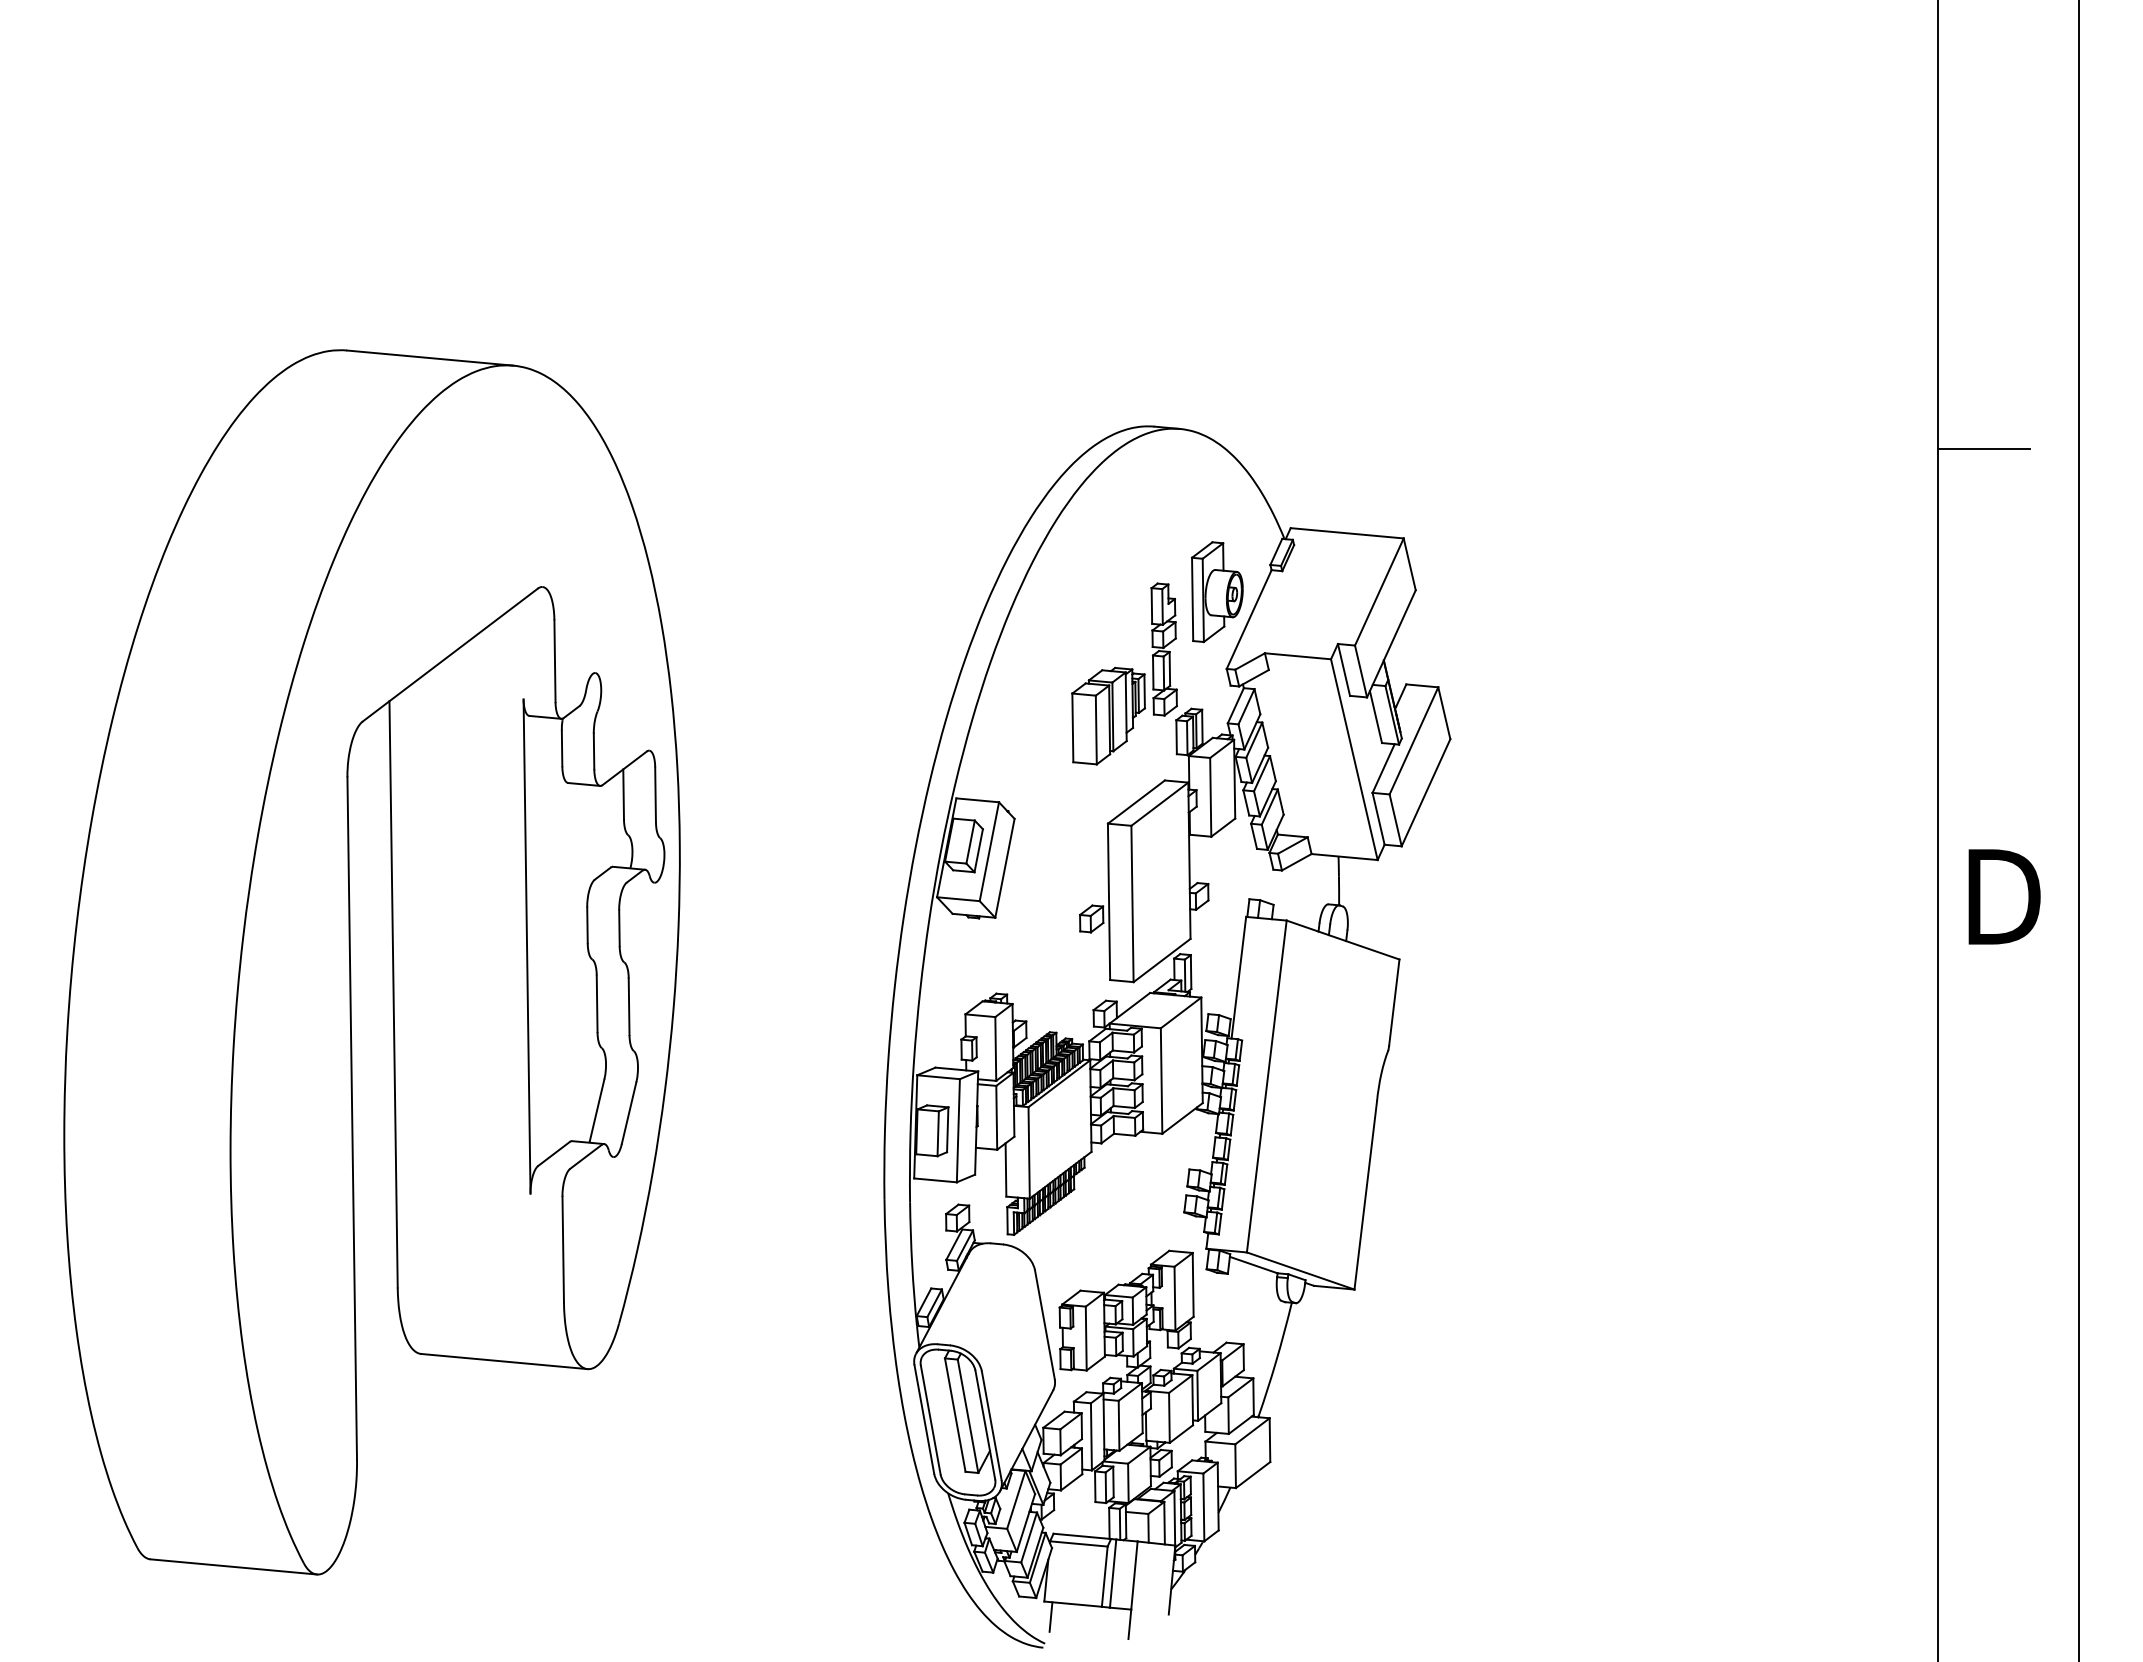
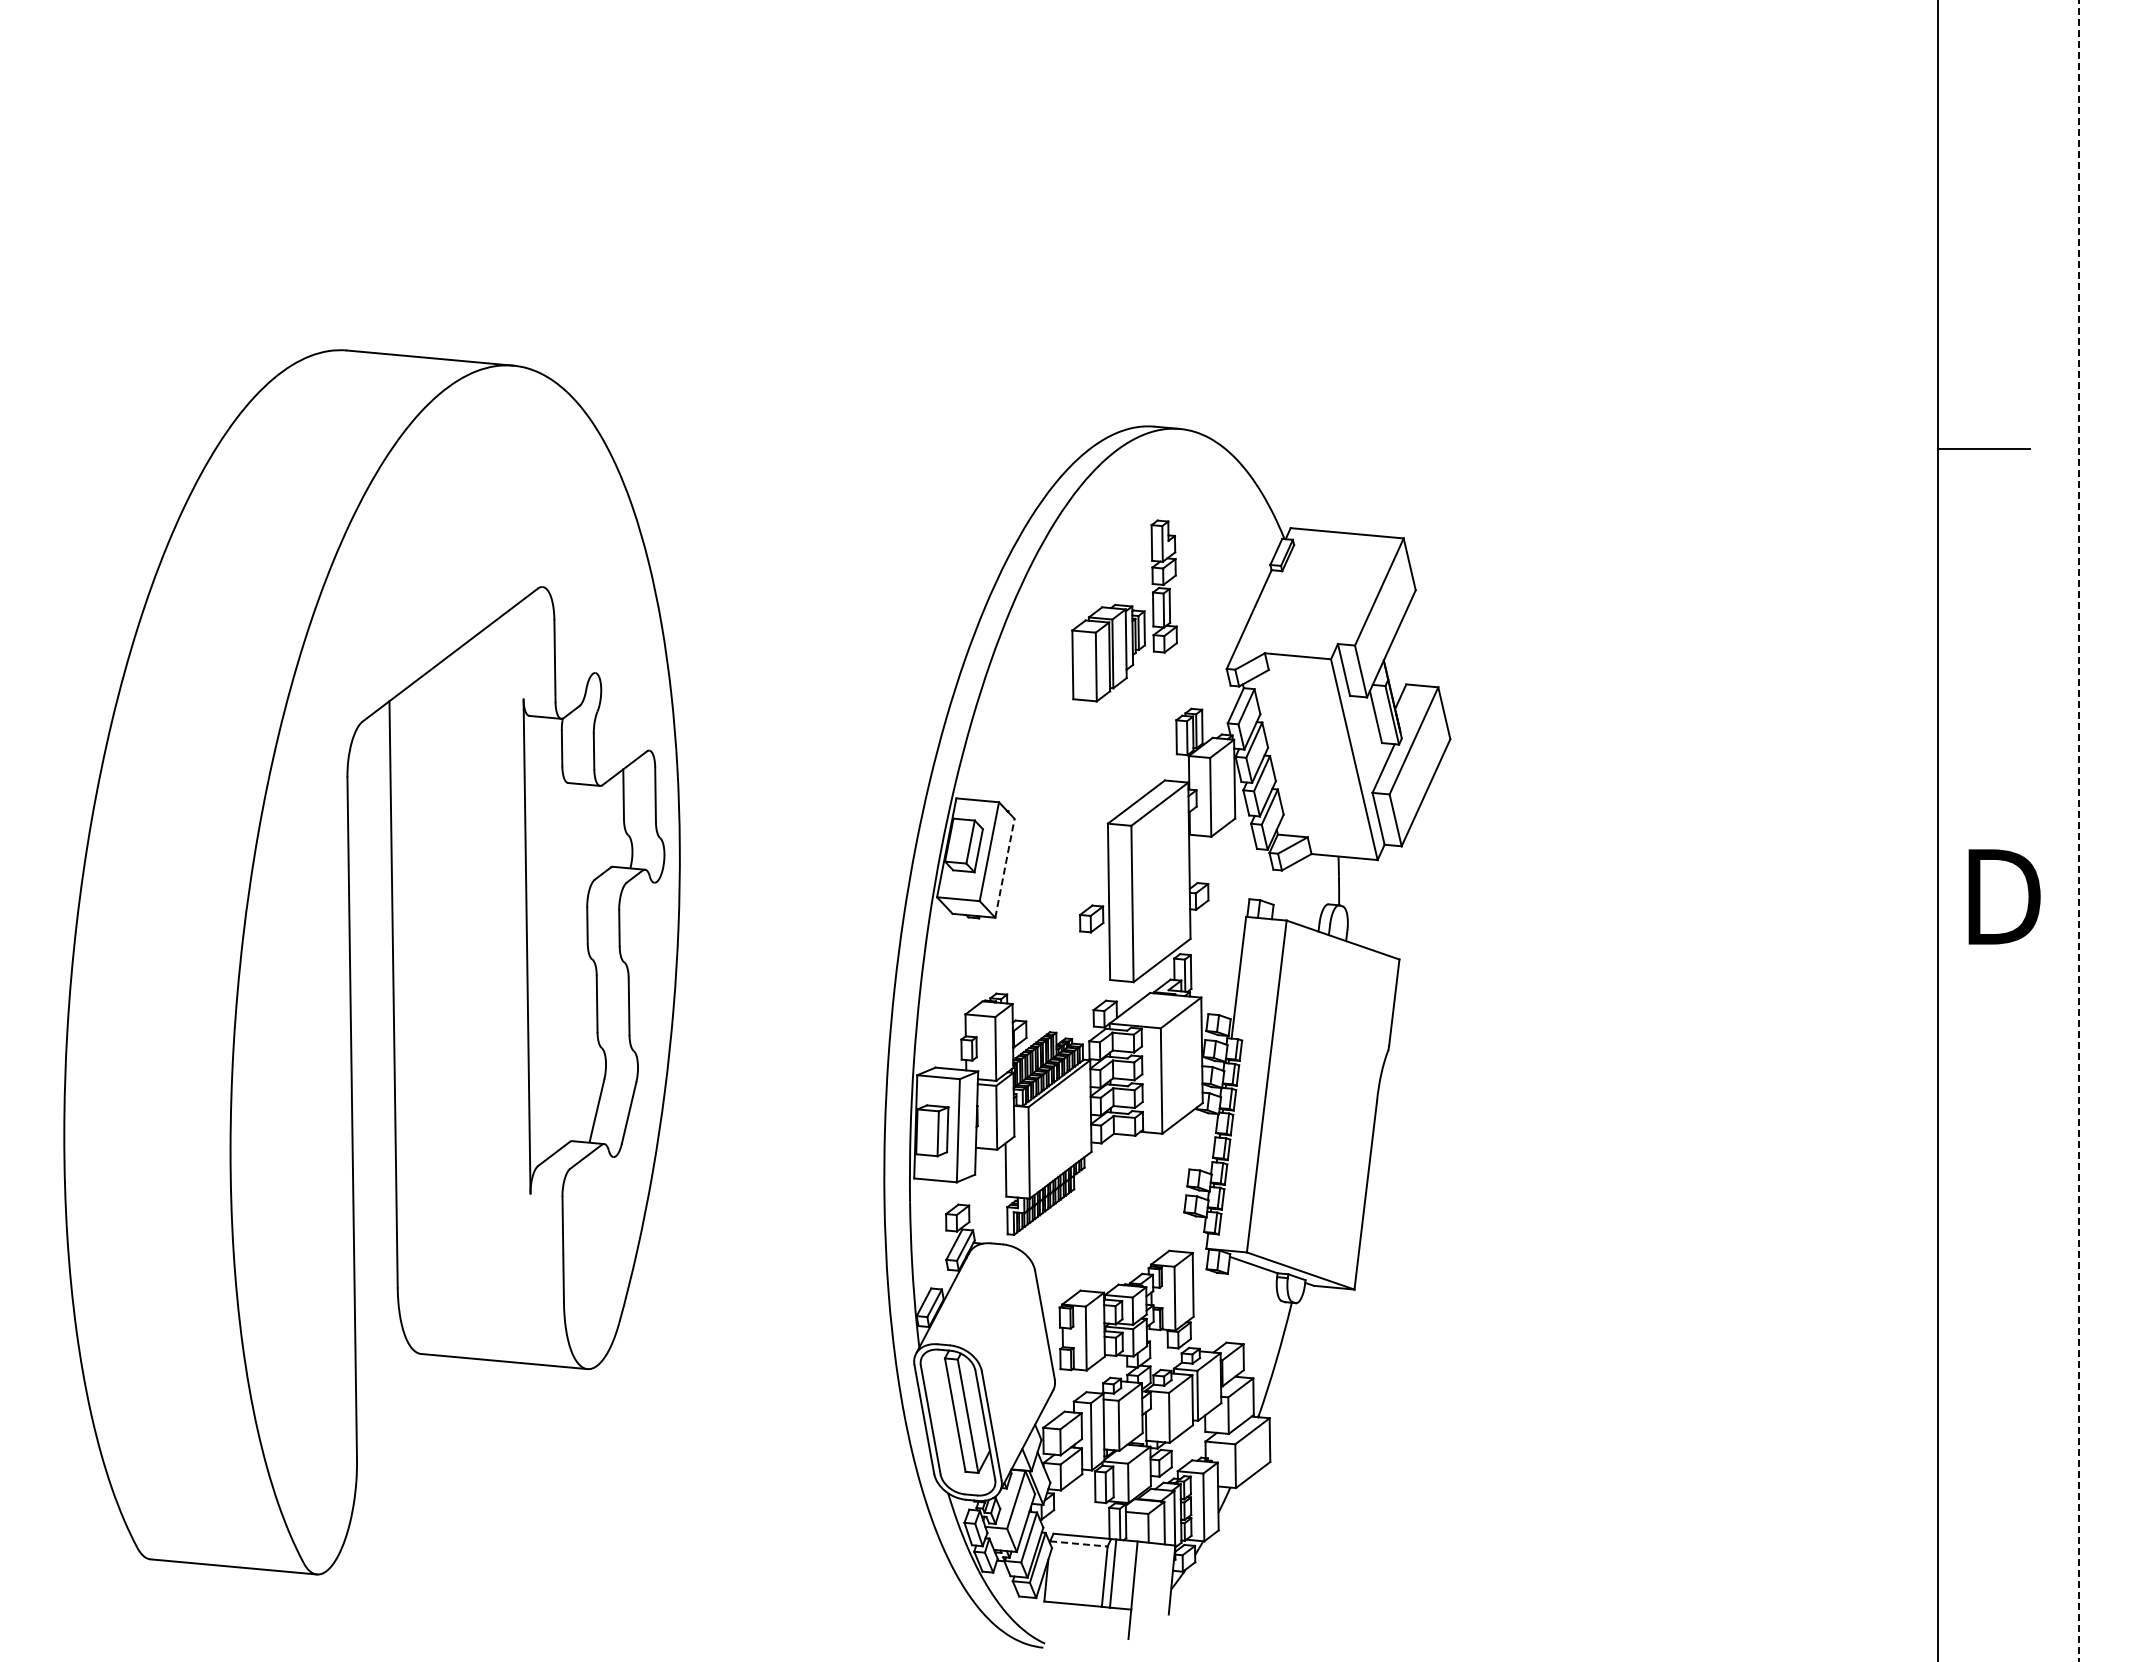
part: present -> none (1217, 592)
part position: (1124, 673) -> (1124, 610) (1124, 610)
line: solid -> dashed (2078, 830)
line: solid -> dashed (1005, 867)
line: solid -> dashed (1078, 1543)
line: present -> none (1050, 1616)
